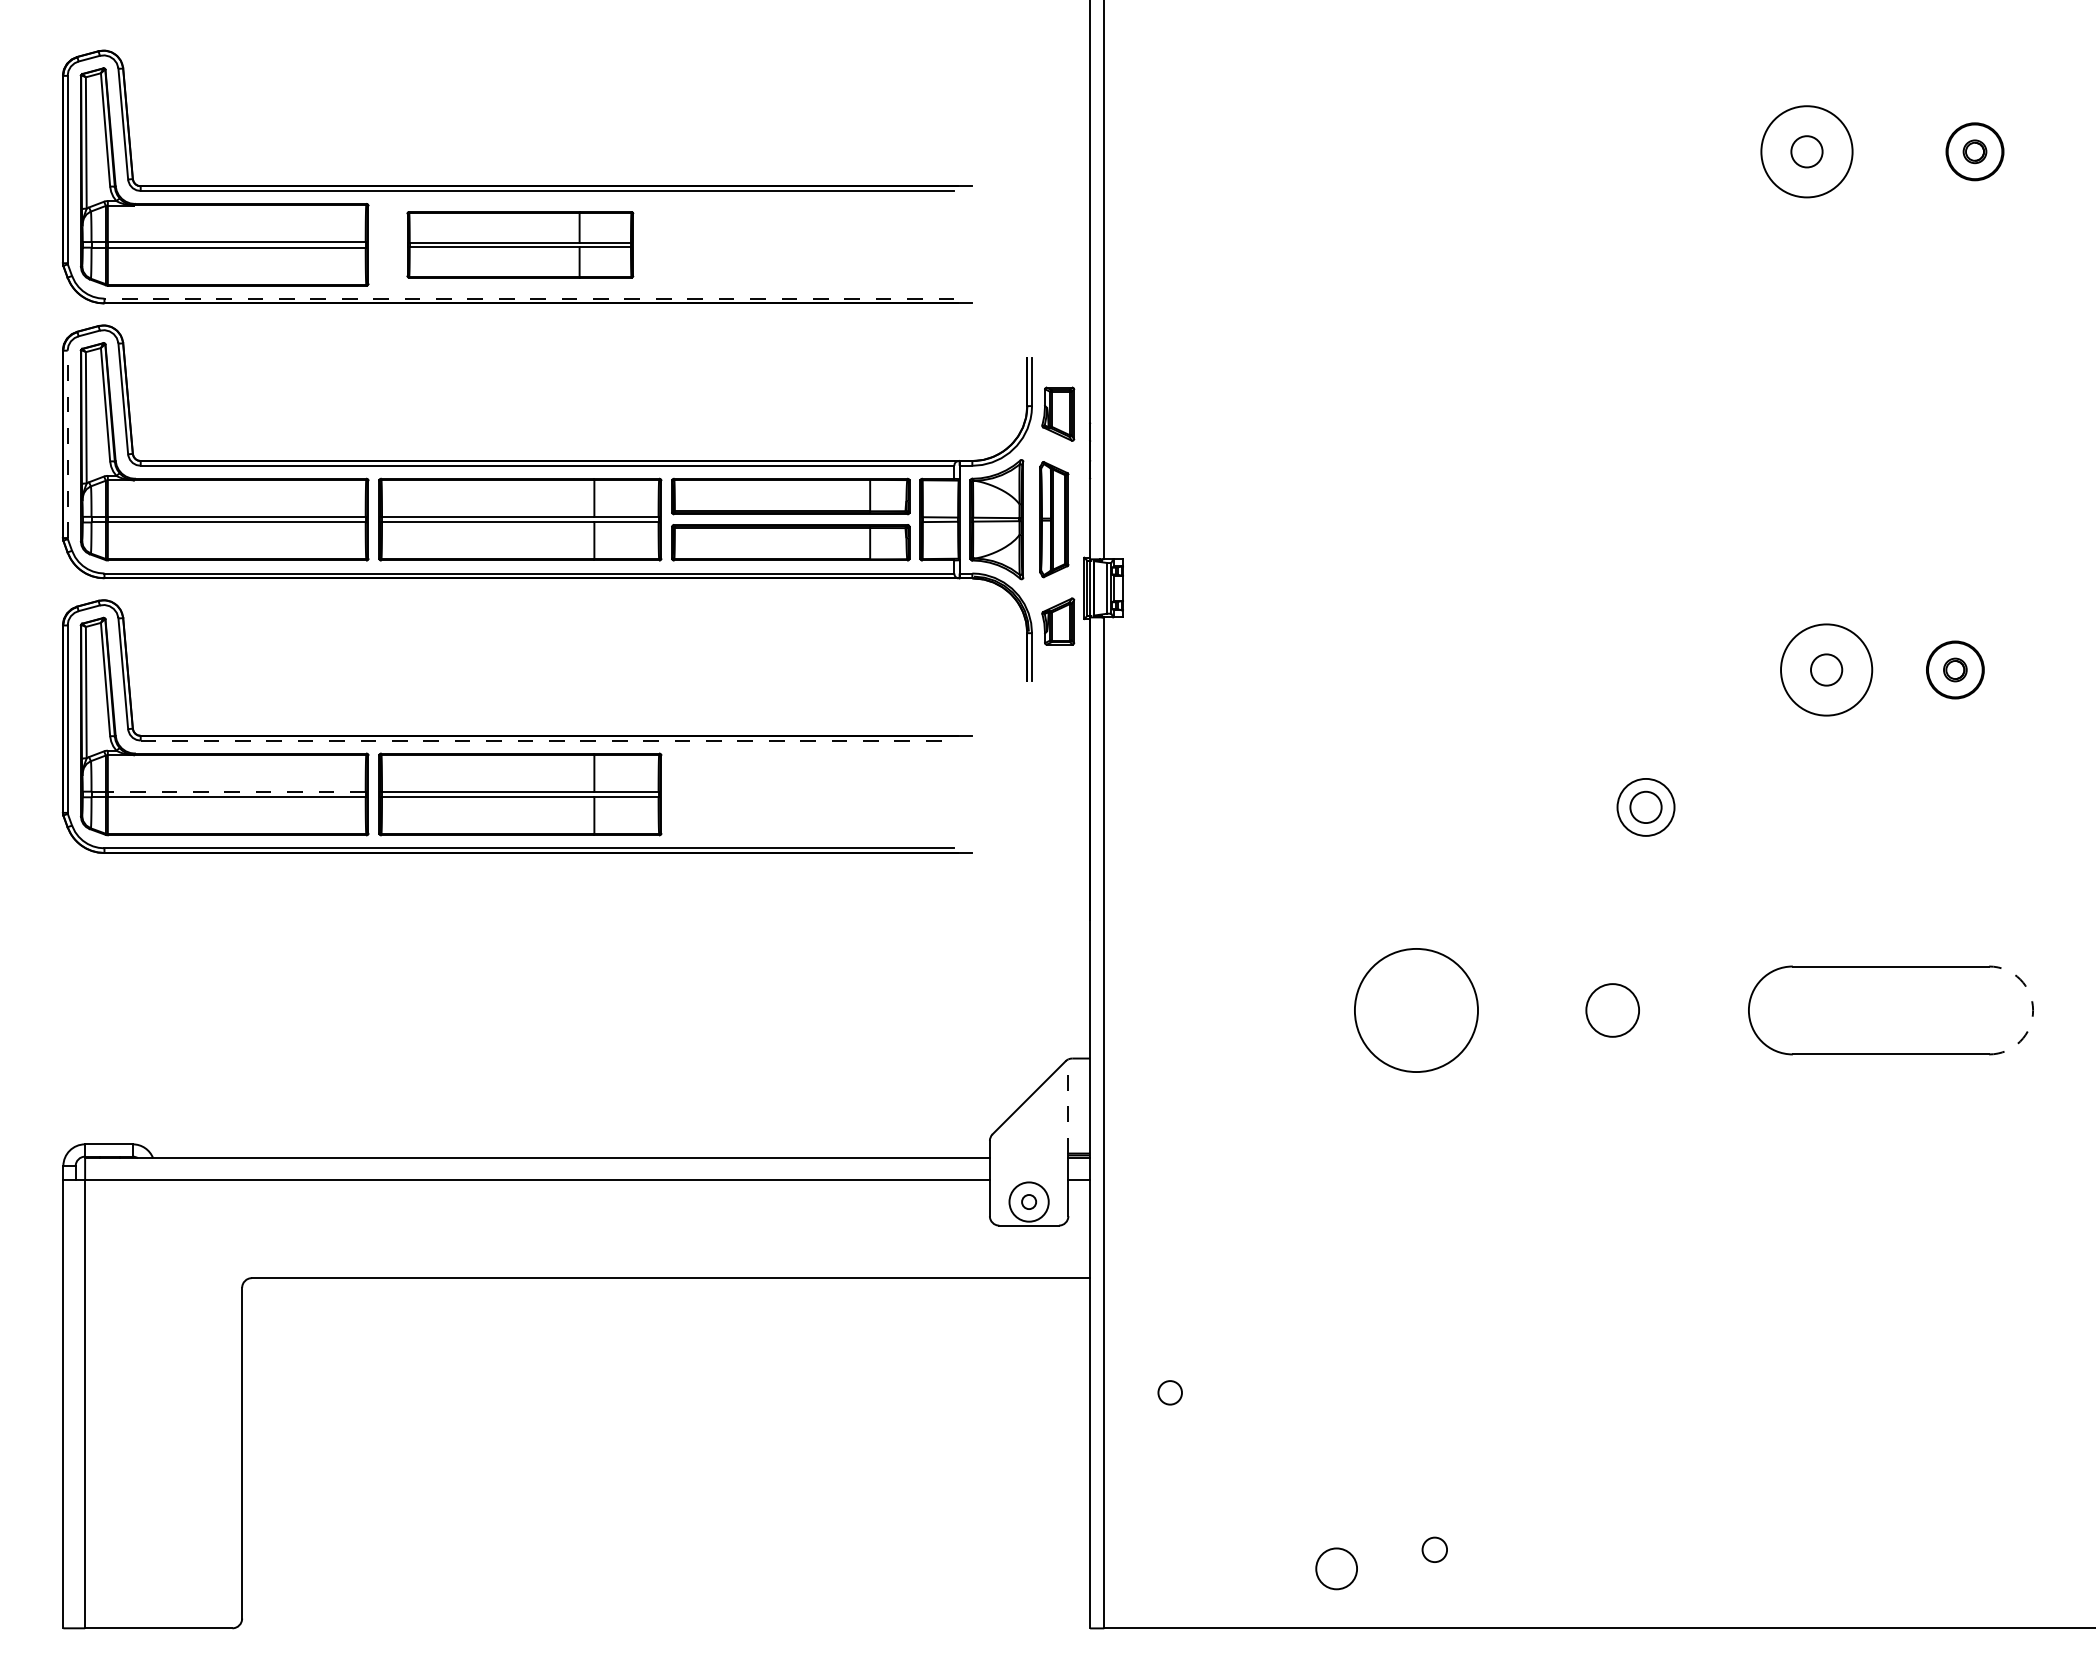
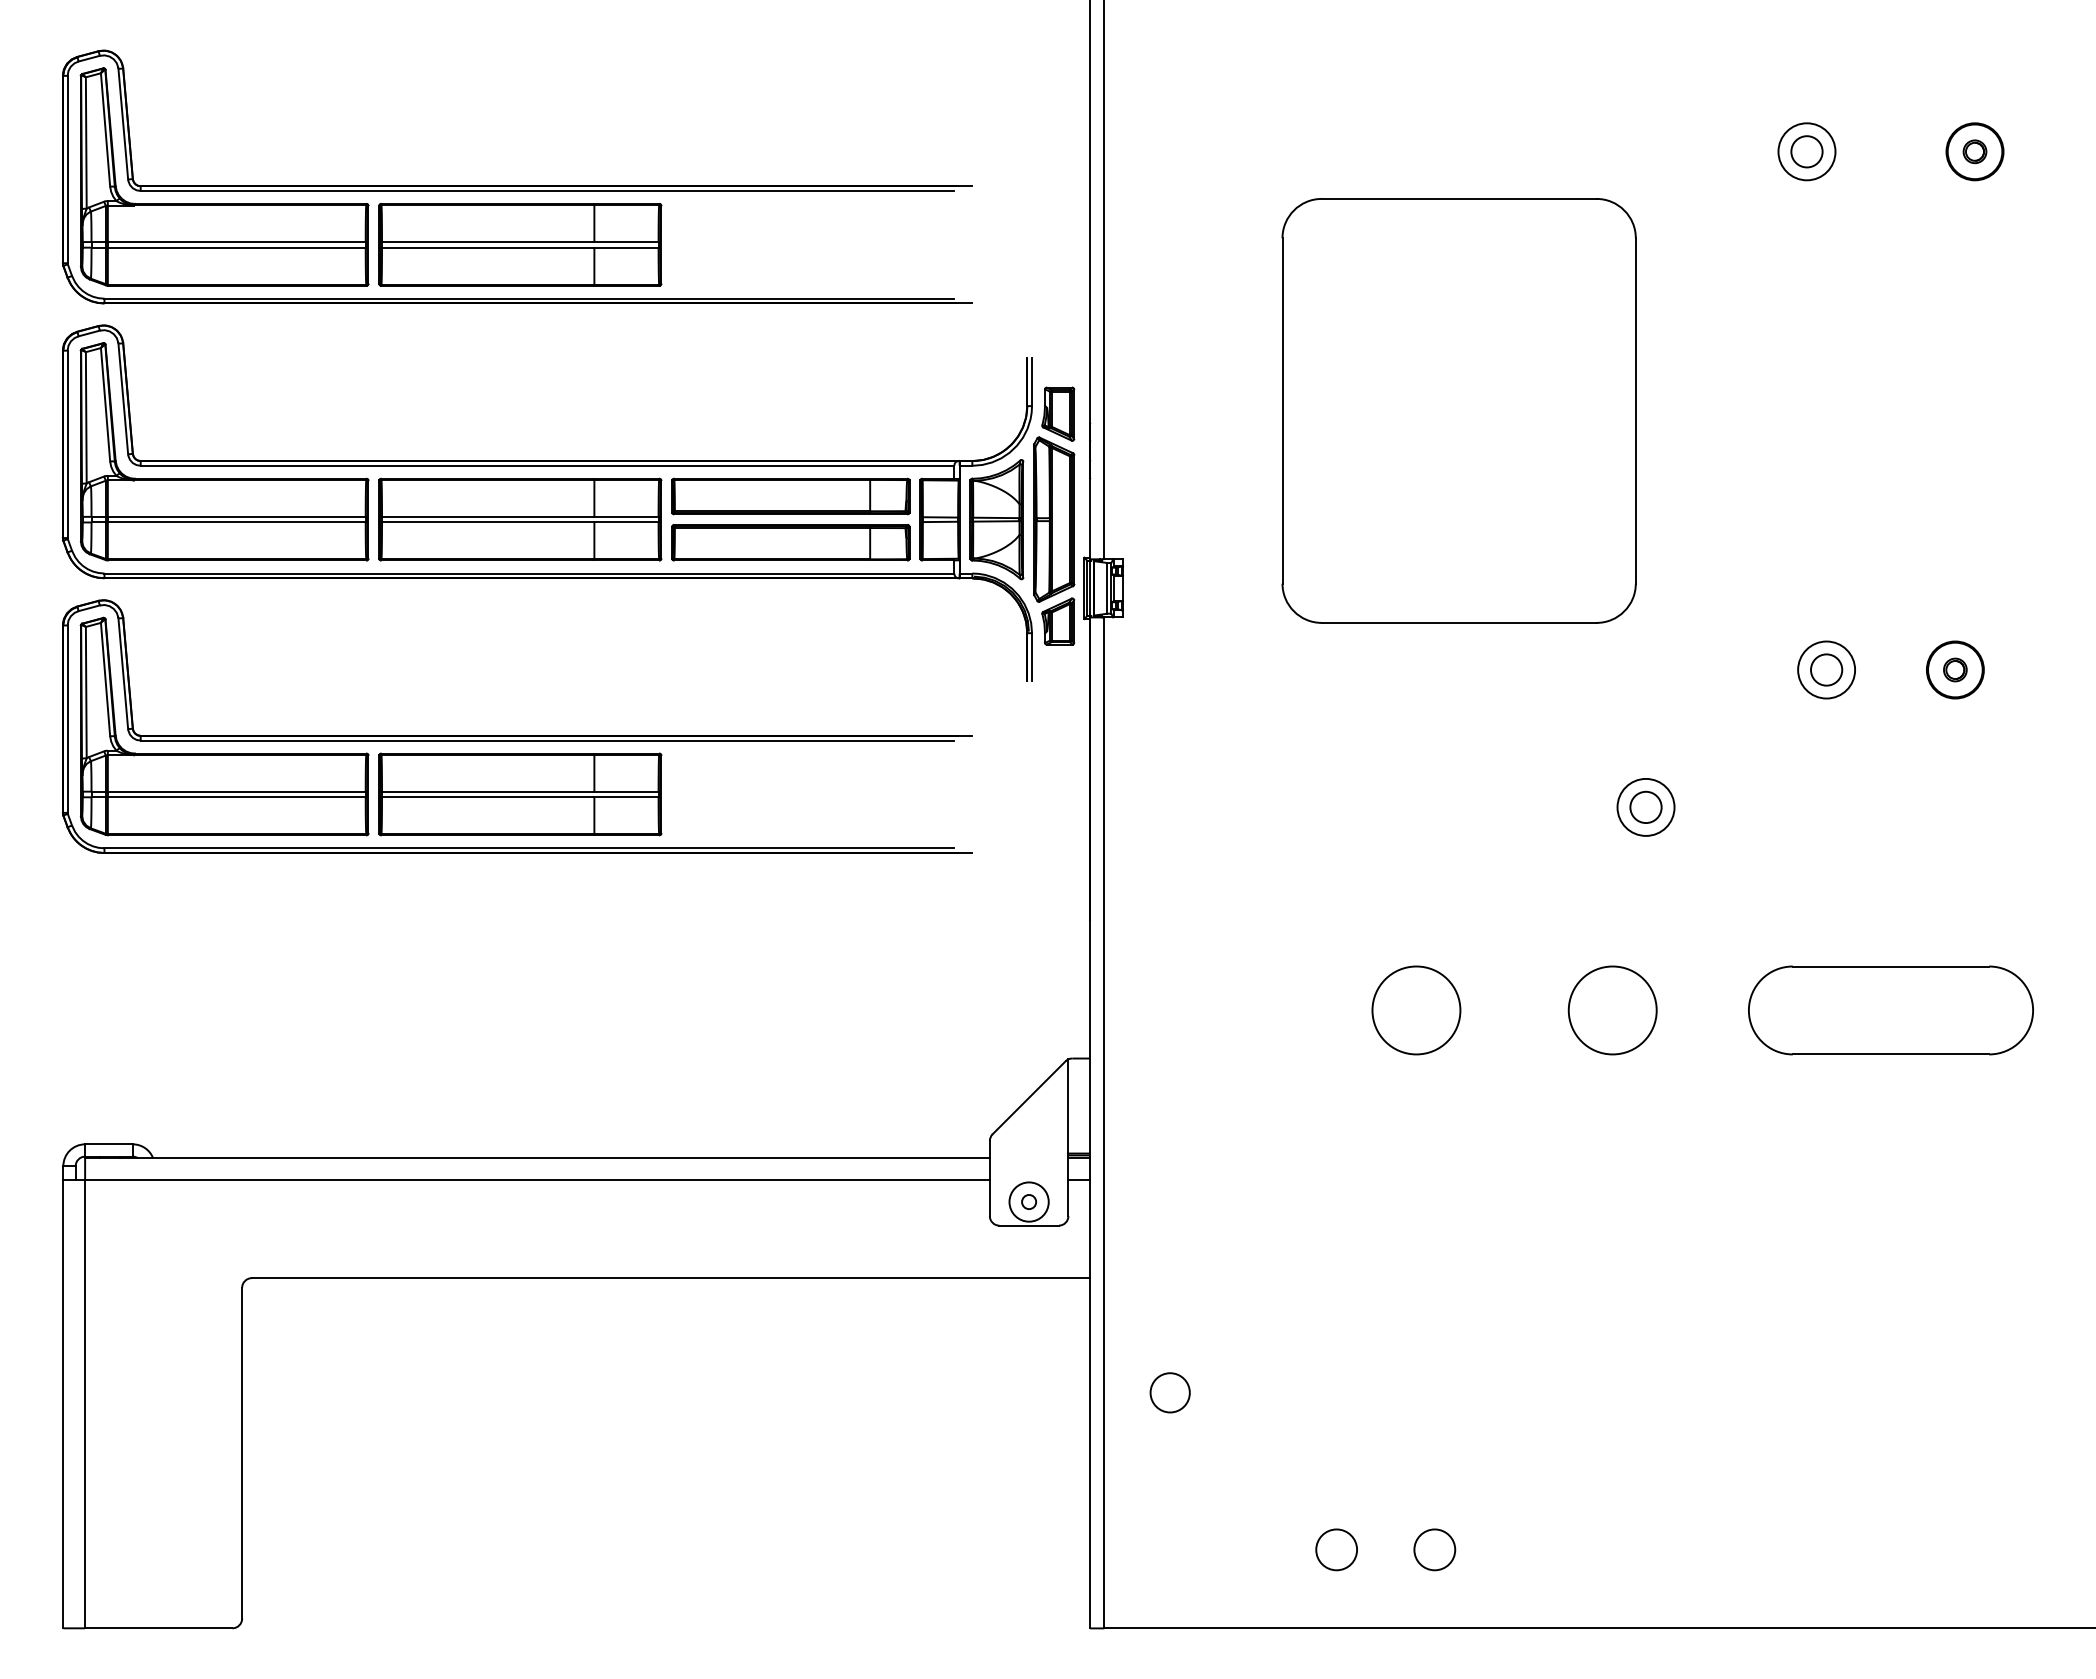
circle diameter: 91 px -> 57 px (1806, 151)
part size: 229x68 px -> 285x84 px (520, 244)
line: dashed -> solid (529, 298)
part: none -> present (1458, 410)
line: dashed -> solid (67, 444)
part size: 31x118 px -> 43x167 px (1054, 519)
circle diameter: 91 px -> 57 px (1826, 669)
line: dashed -> solid (547, 740)
line: dashed -> solid (236, 791)
circle diameter: 123 px -> 88 px (1416, 1010)
circle diameter: 53 px -> 88 px (1612, 1010)
arc: dashed -> solid (2033, 1010)
line: dashed -> solid (1068, 1105)
circle diameter: 24 px -> 39 px (1169, 1392)
circle diameter: 24 px -> 41 px (1434, 1549)
circle position: (1336, 1568) -> (1336, 1549) (1336, 1549)
